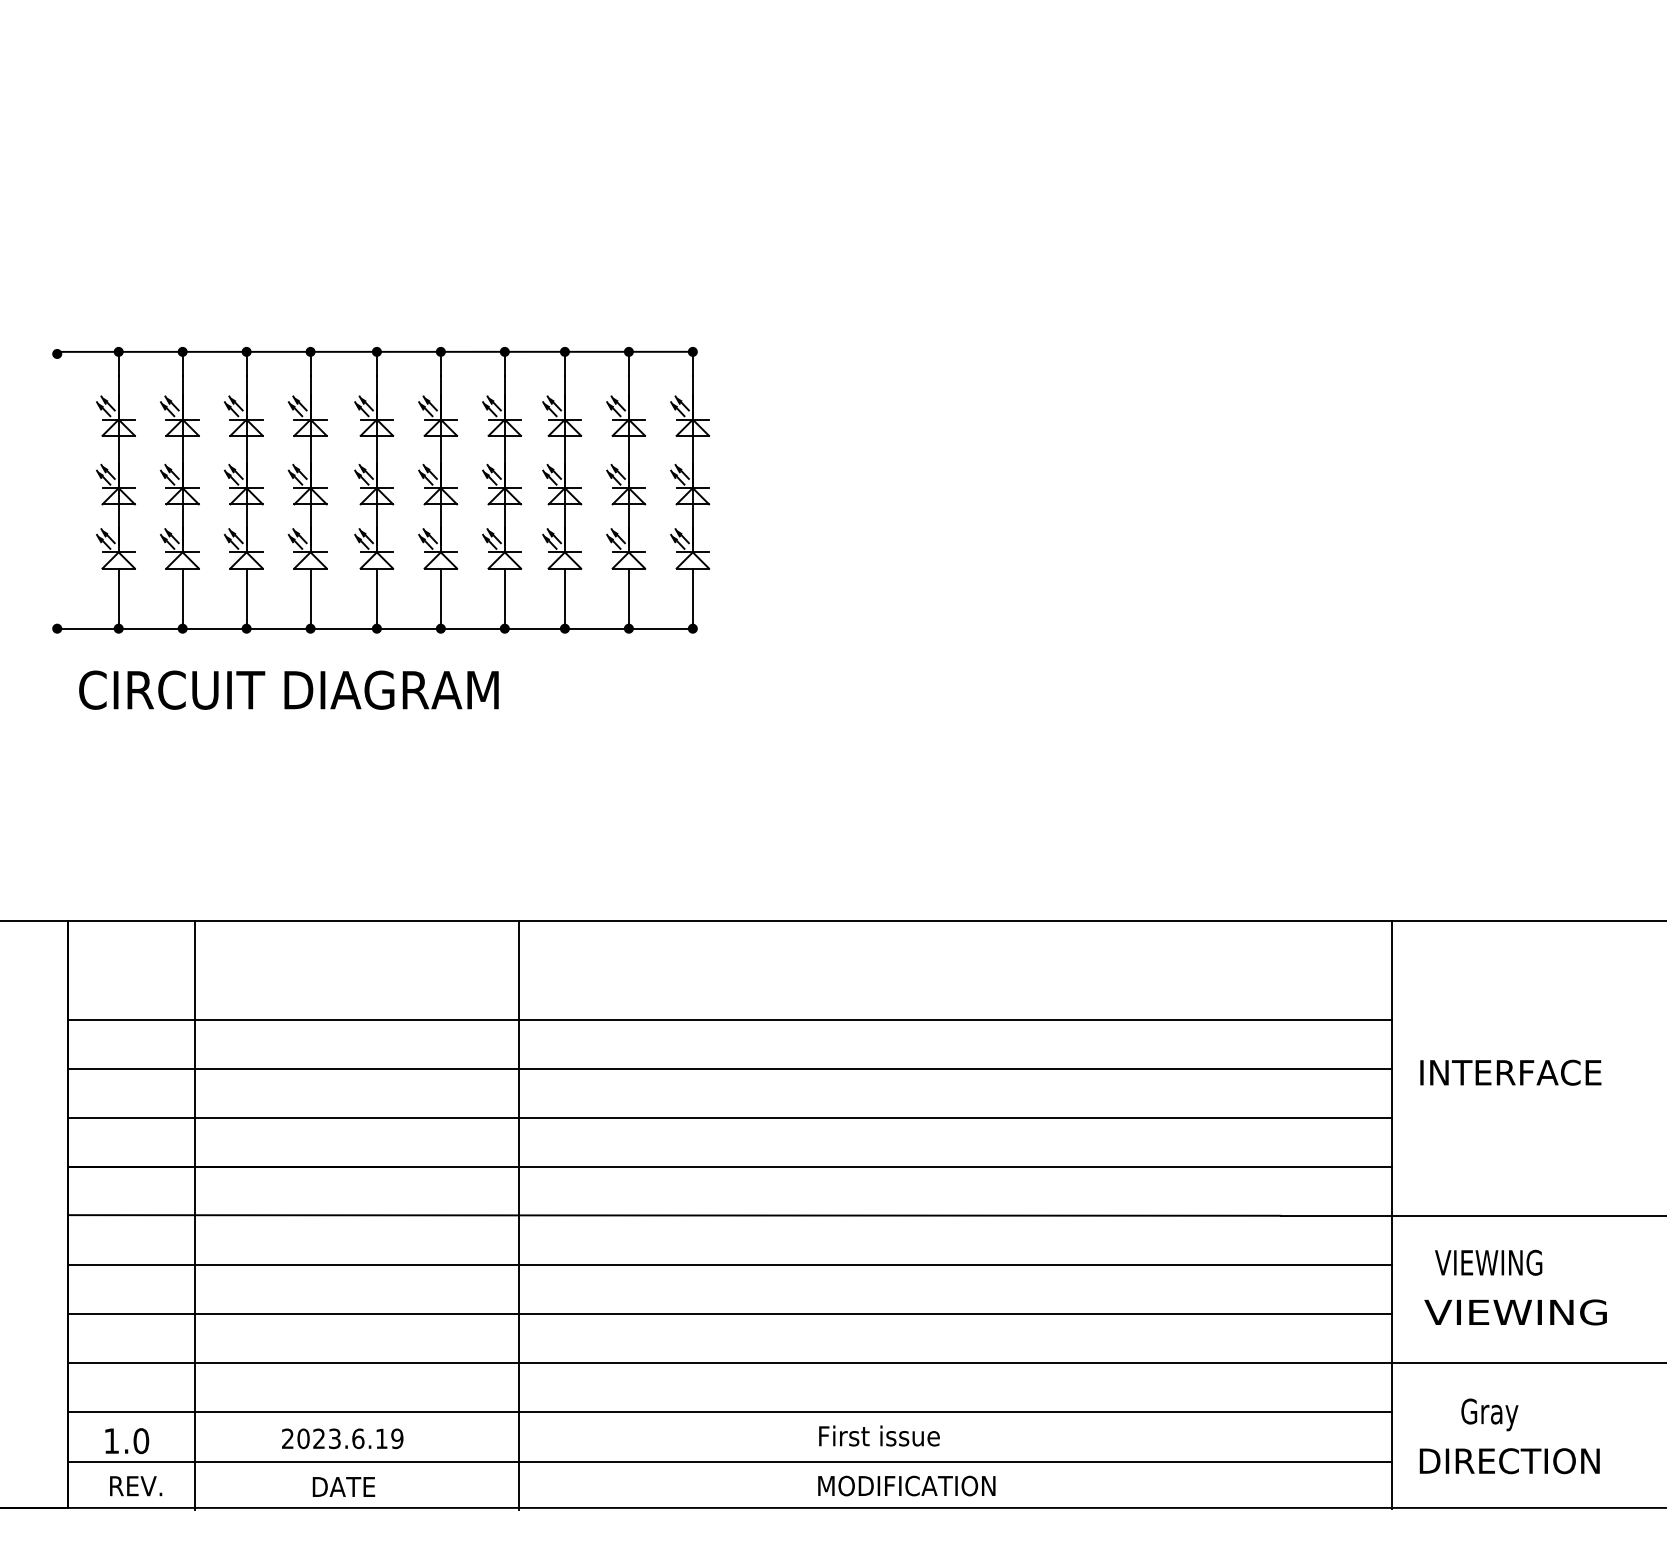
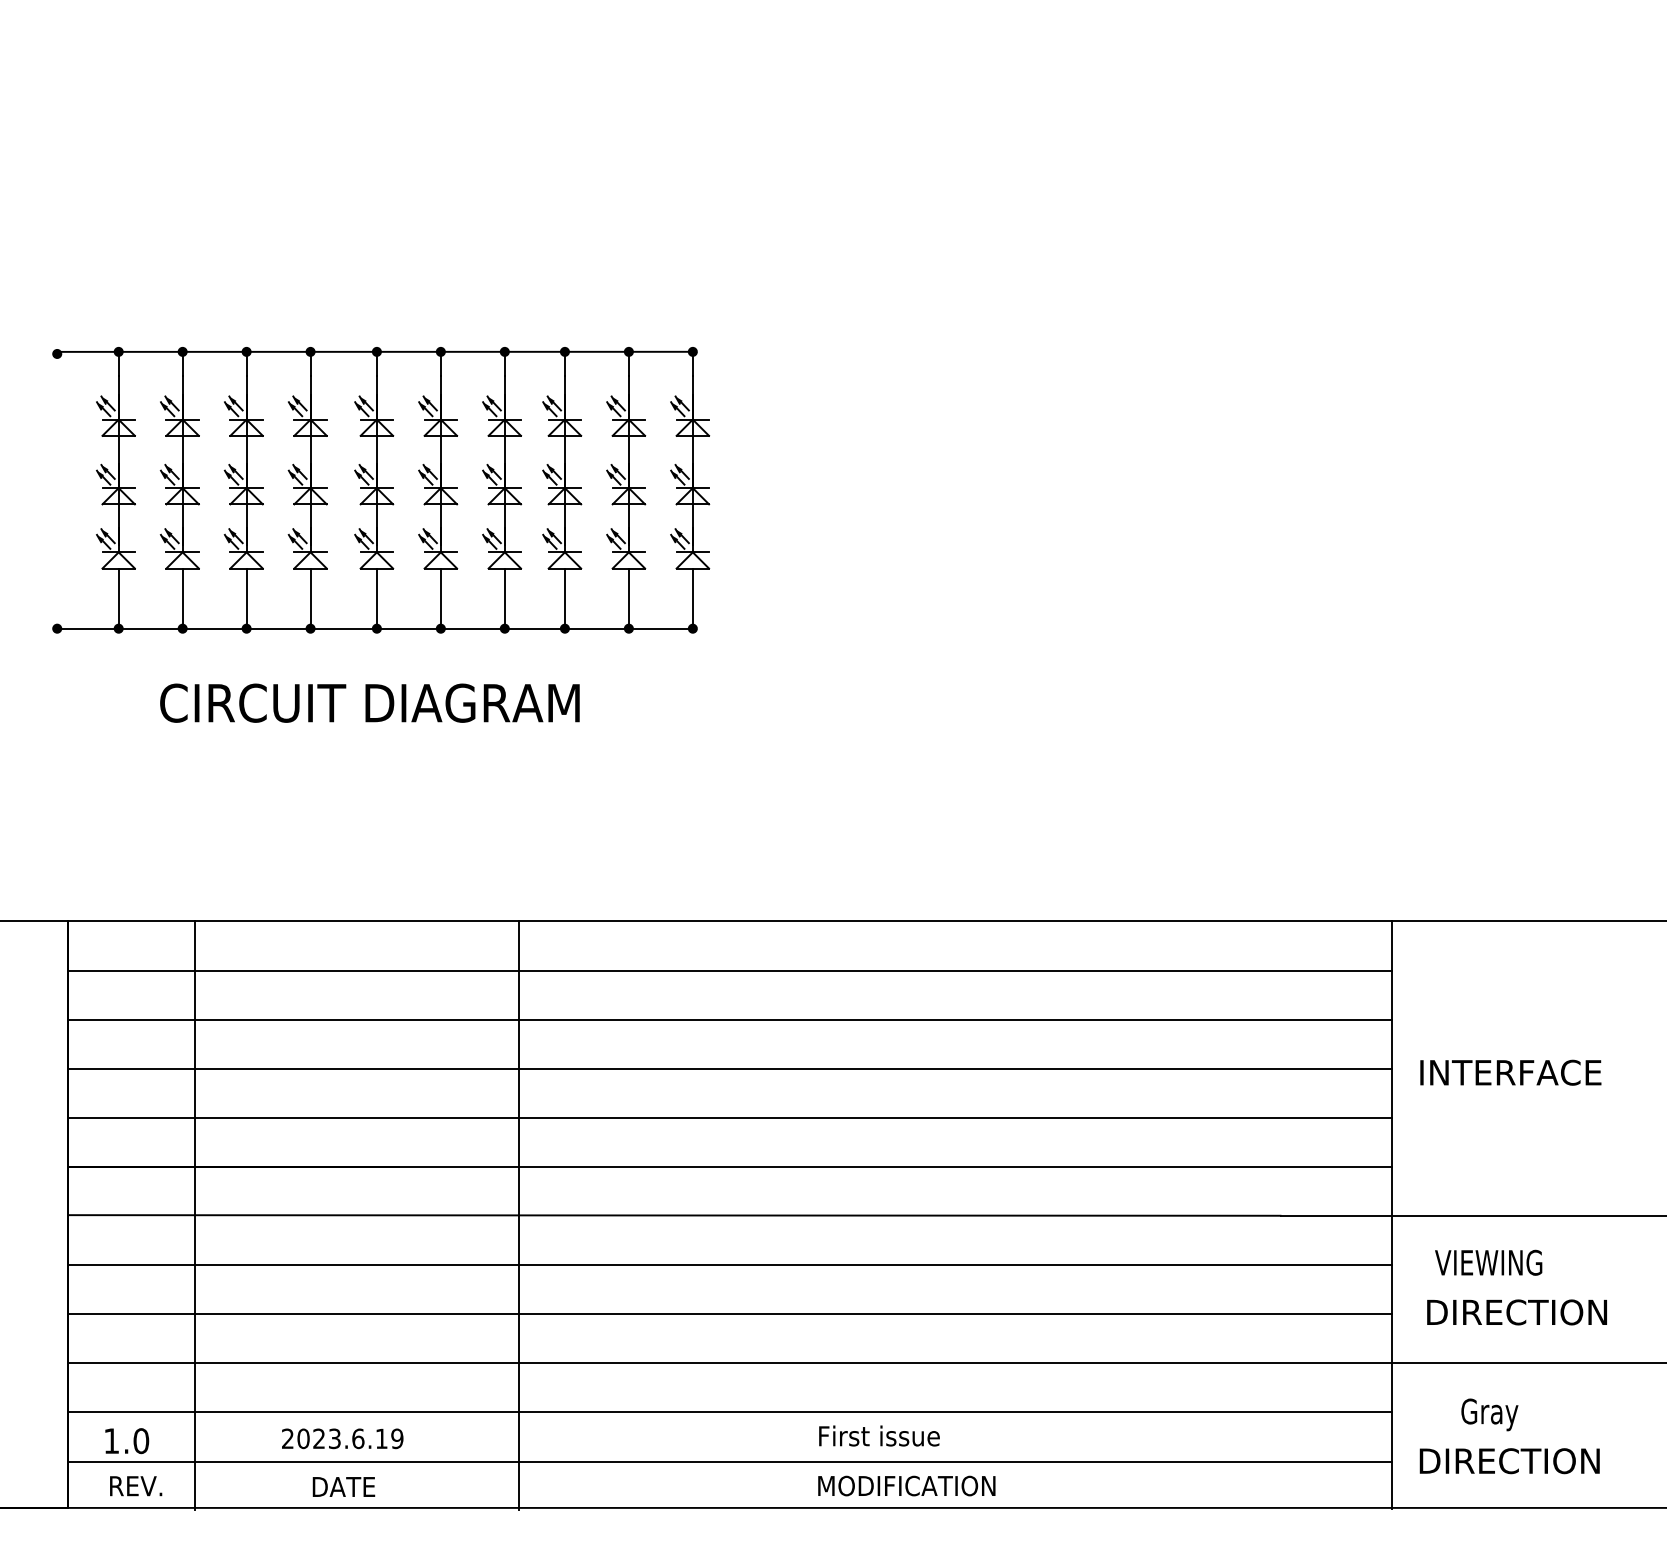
text position: (288, 689) -> (369, 702) (369, 702)
line: none -> present (729, 971)
text: VIEWING -> DIRECTION (1515, 1312)
